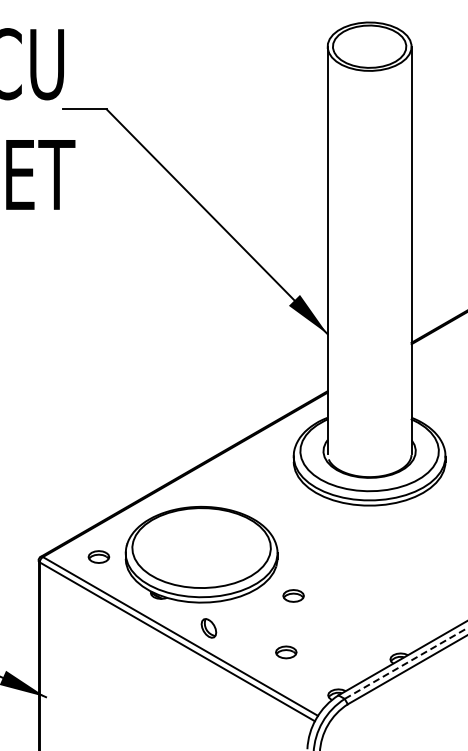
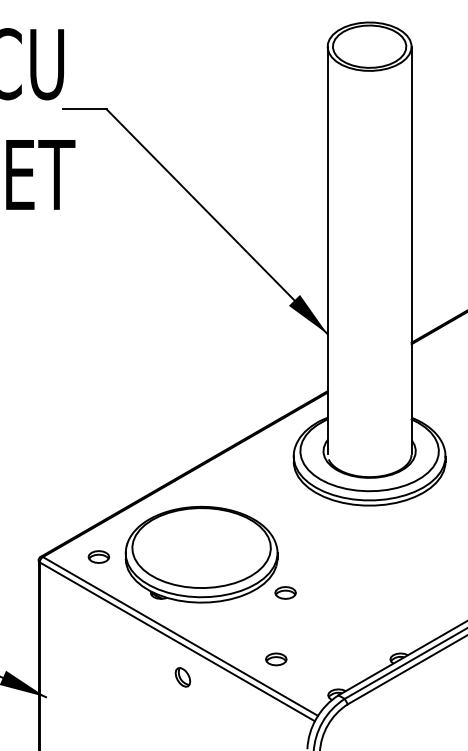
part position: (293, 595) -> (285, 592) (285, 592)
part position: (208, 628) -> (182, 677) (182, 677)
part position: (286, 652) -> (276, 659) (276, 659)
line: dashed -> solid (406, 663)
